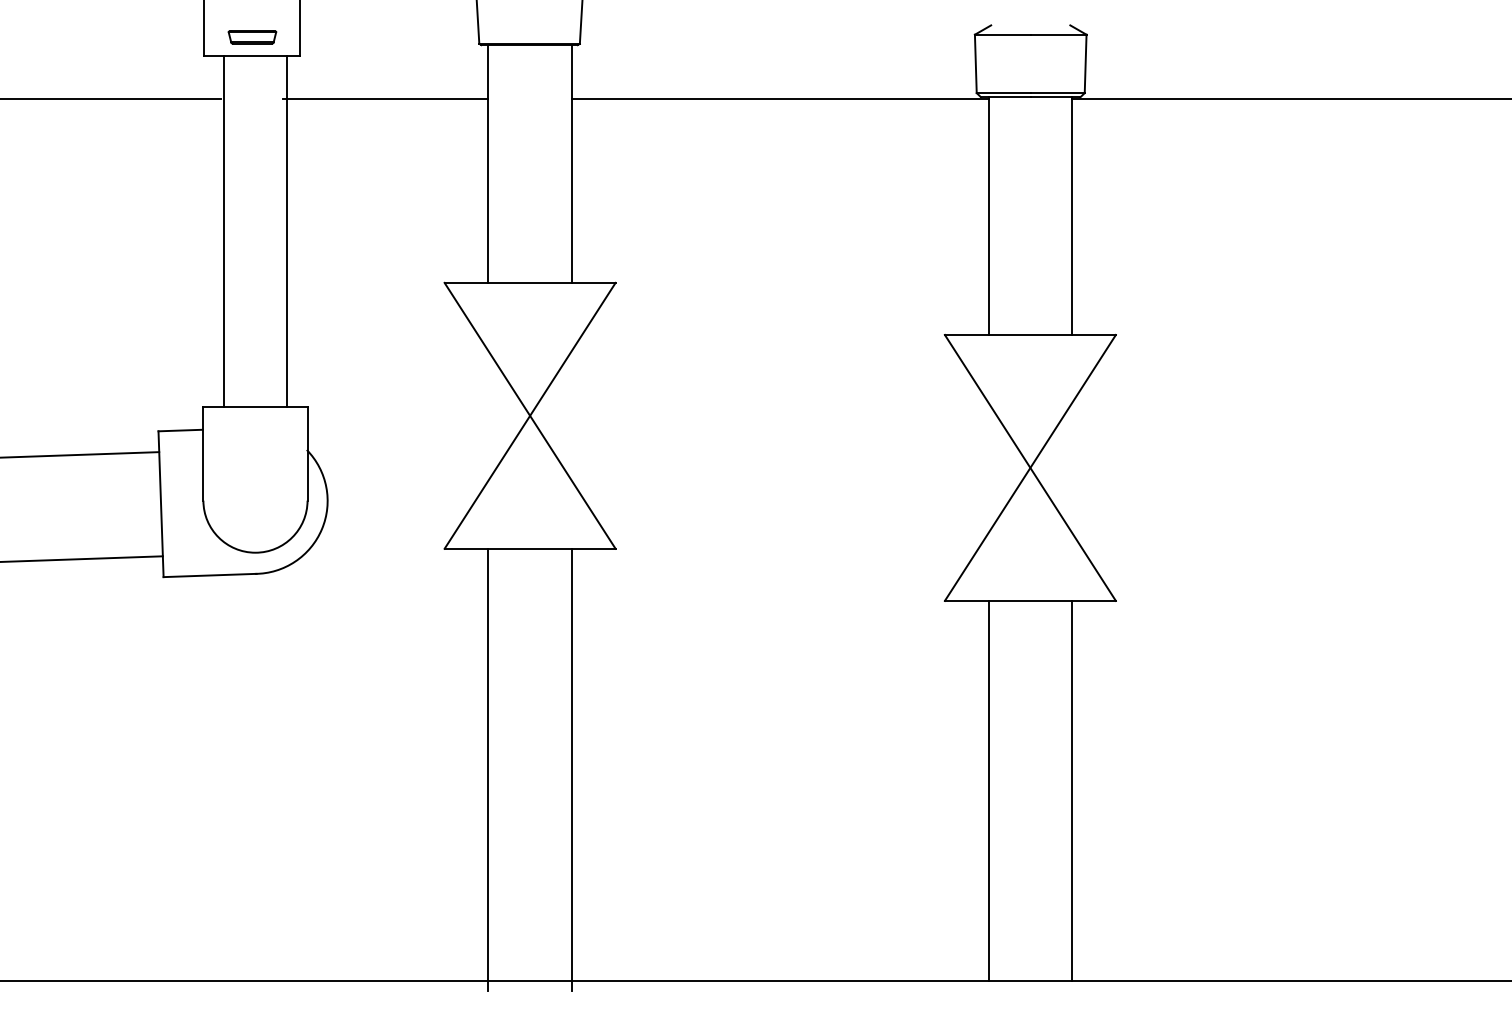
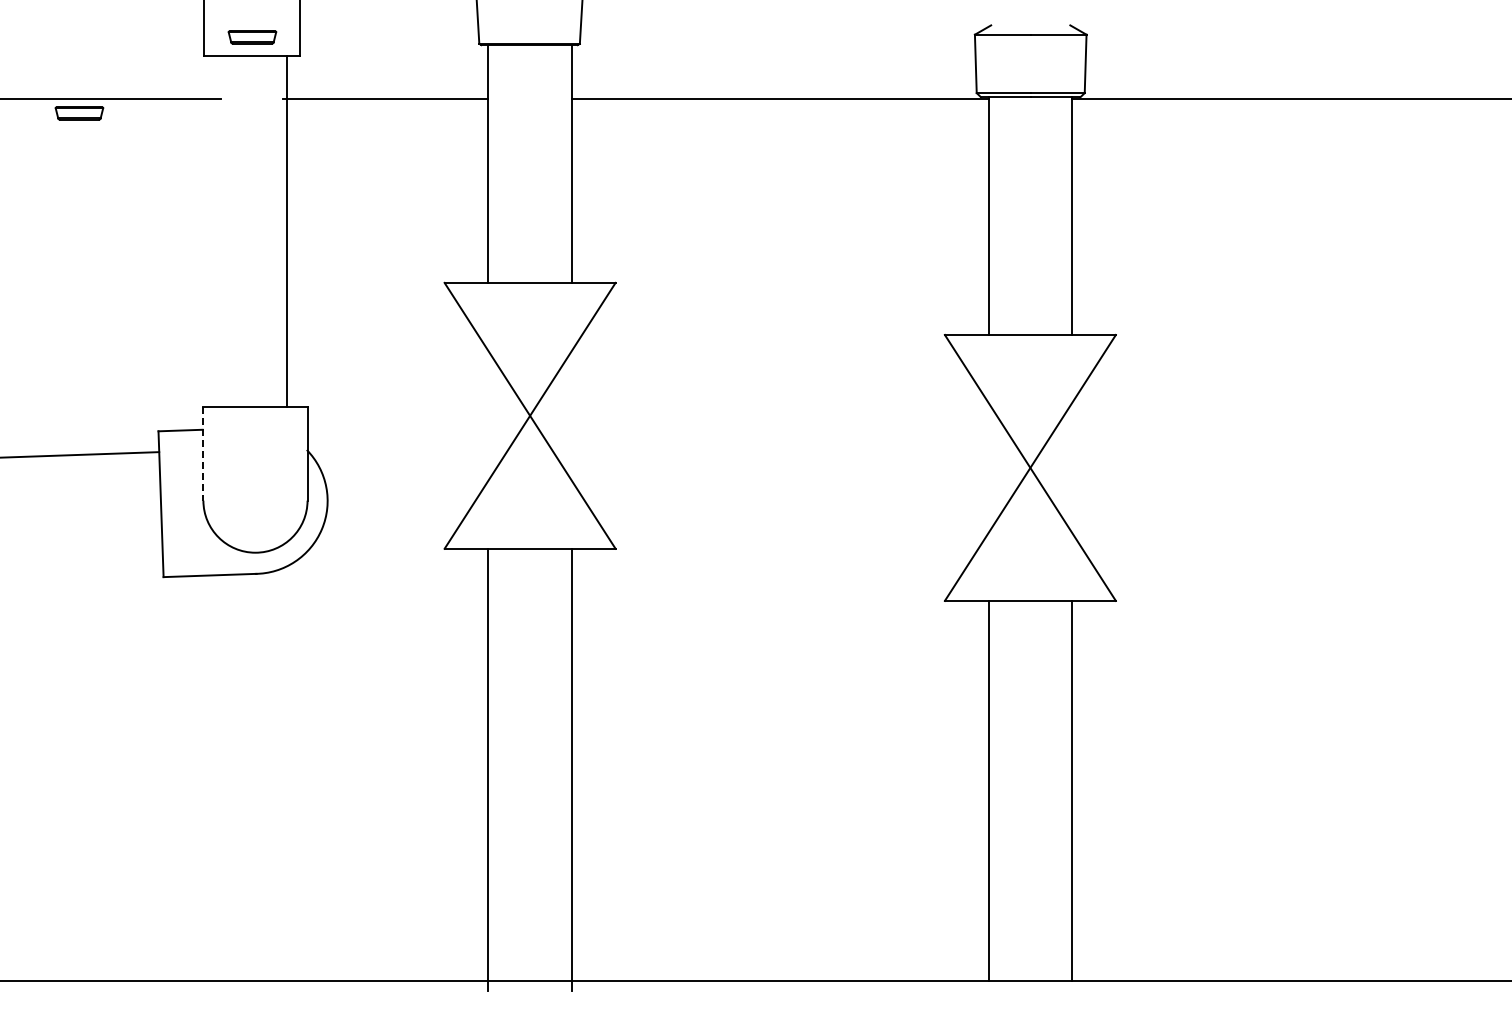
part: none -> present (79, 113)
line: present -> none (224, 230)
line: solid -> dashed (203, 453)
line: present -> none (82, 558)
